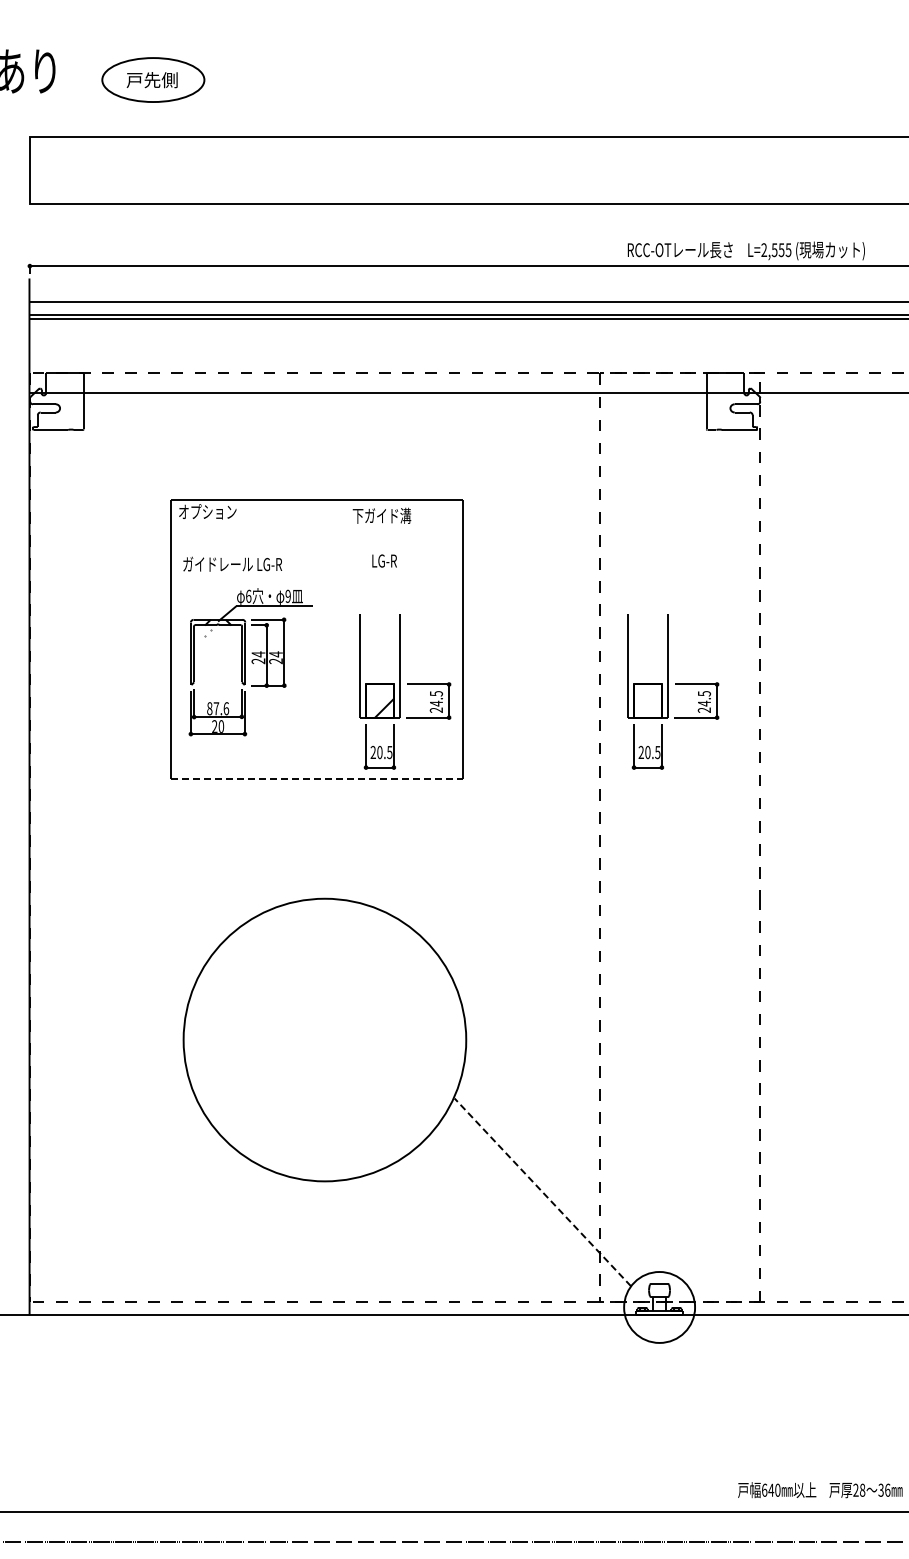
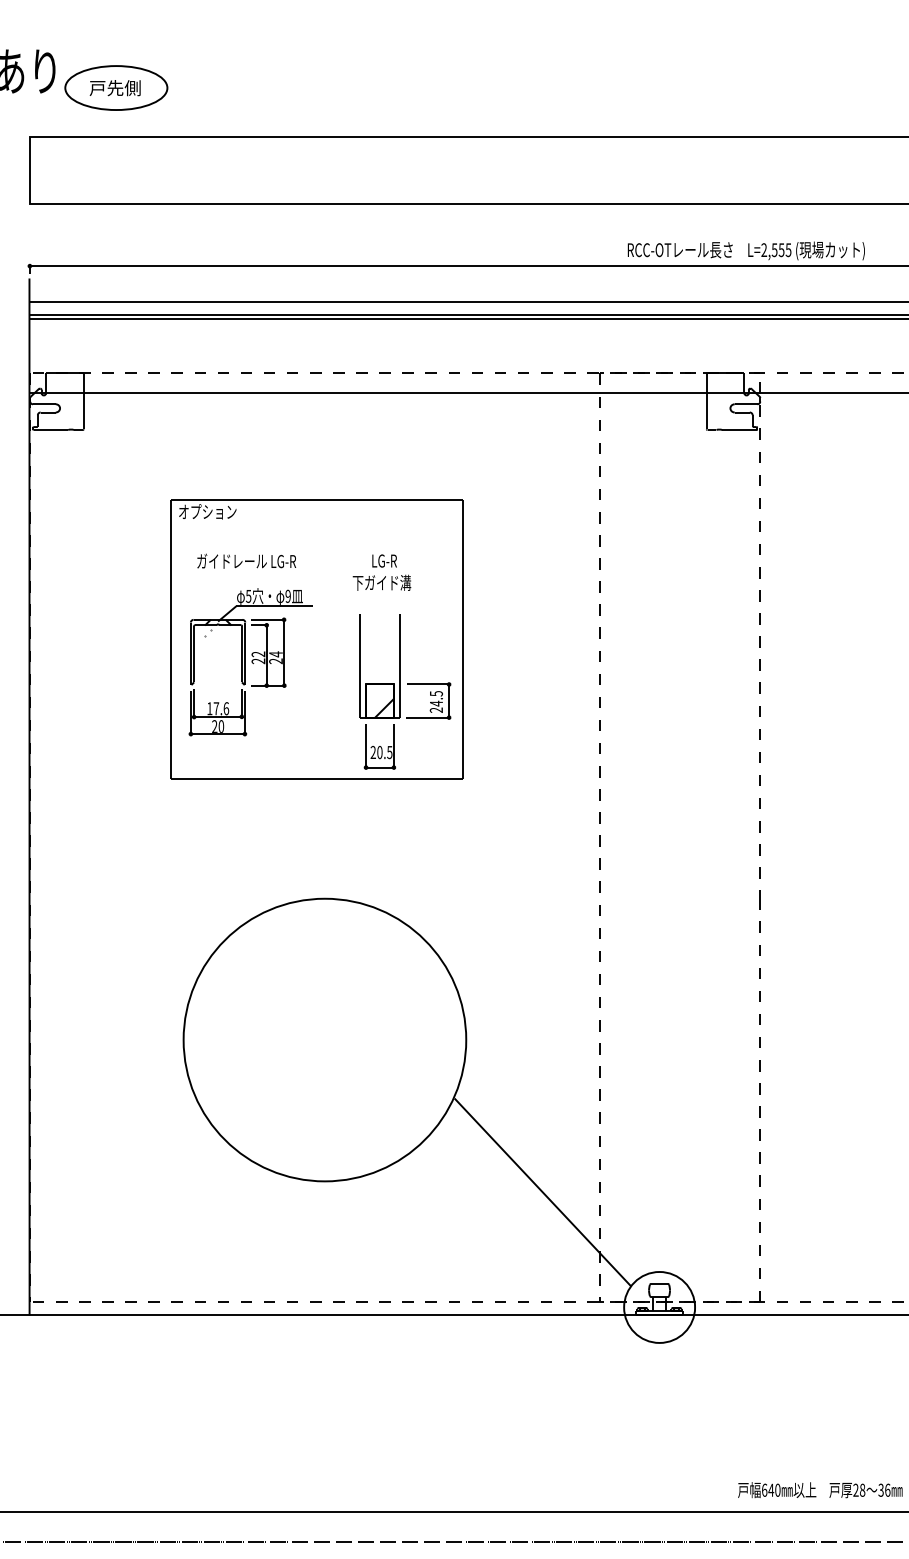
part position: (153, 79) -> (116, 87) (116, 87)
text position: (381, 515) -> (381, 582) (381, 582)
text position: (232, 563) -> (246, 560) (246, 560)
text: 6 -> 5 (248, 595)
text: 24 -> 22 (258, 654)
part: present -> none (673, 691)
text: 87.6 -> 17.6 (209, 708)
line: dashed -> solid (317, 778)
line: dashed -> solid (542, 1192)
